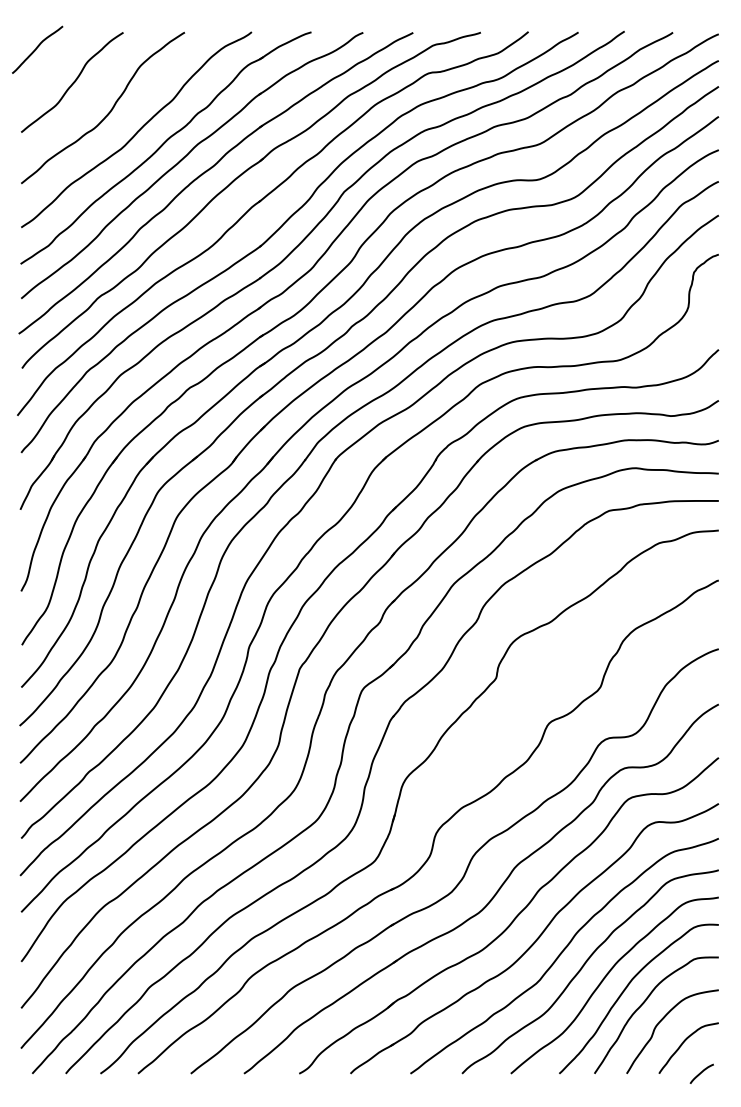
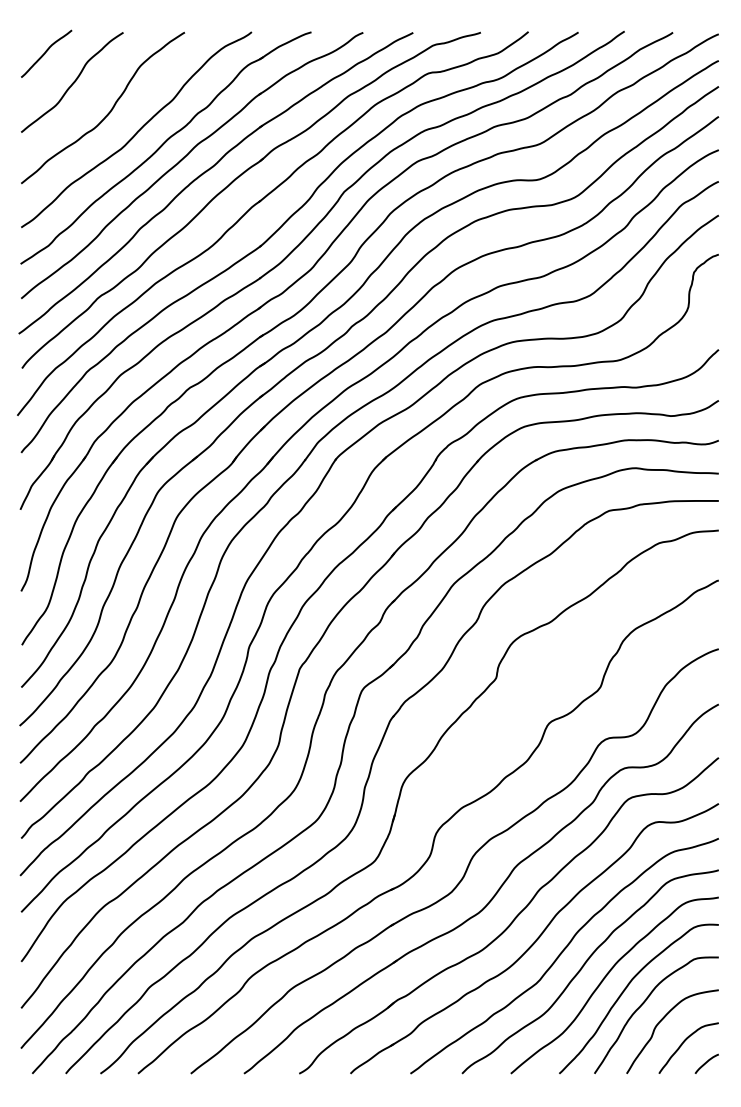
curve position: (37, 48) -> (46, 52) (46, 52)
curve position: (701, 1073) -> (706, 1063) (706, 1063)
